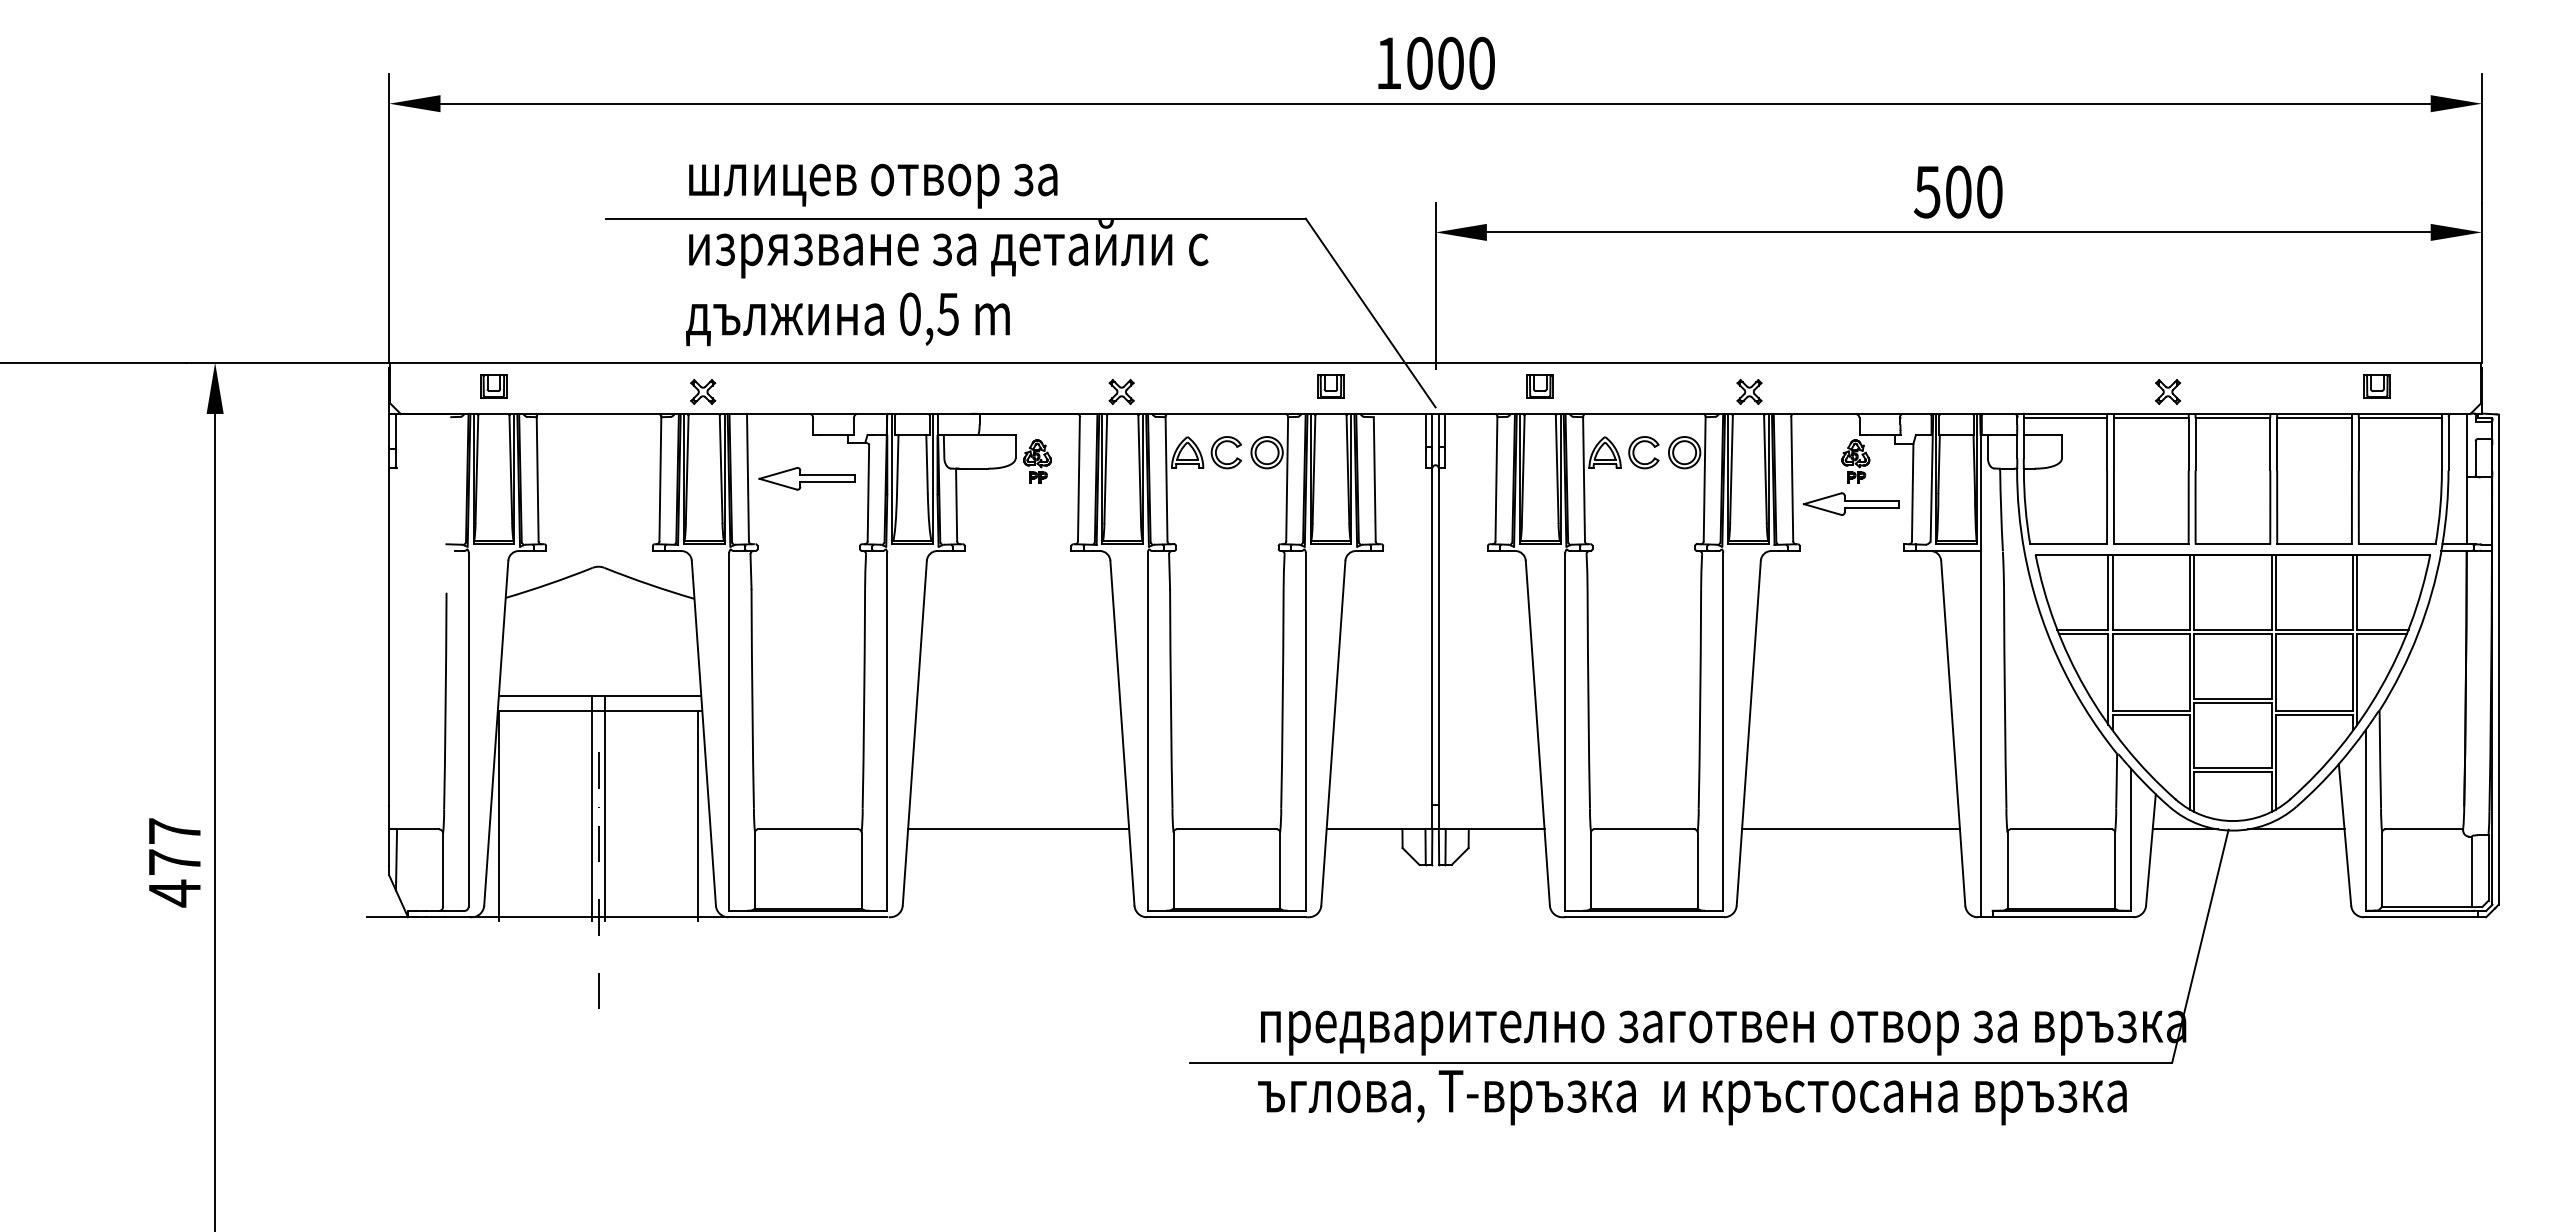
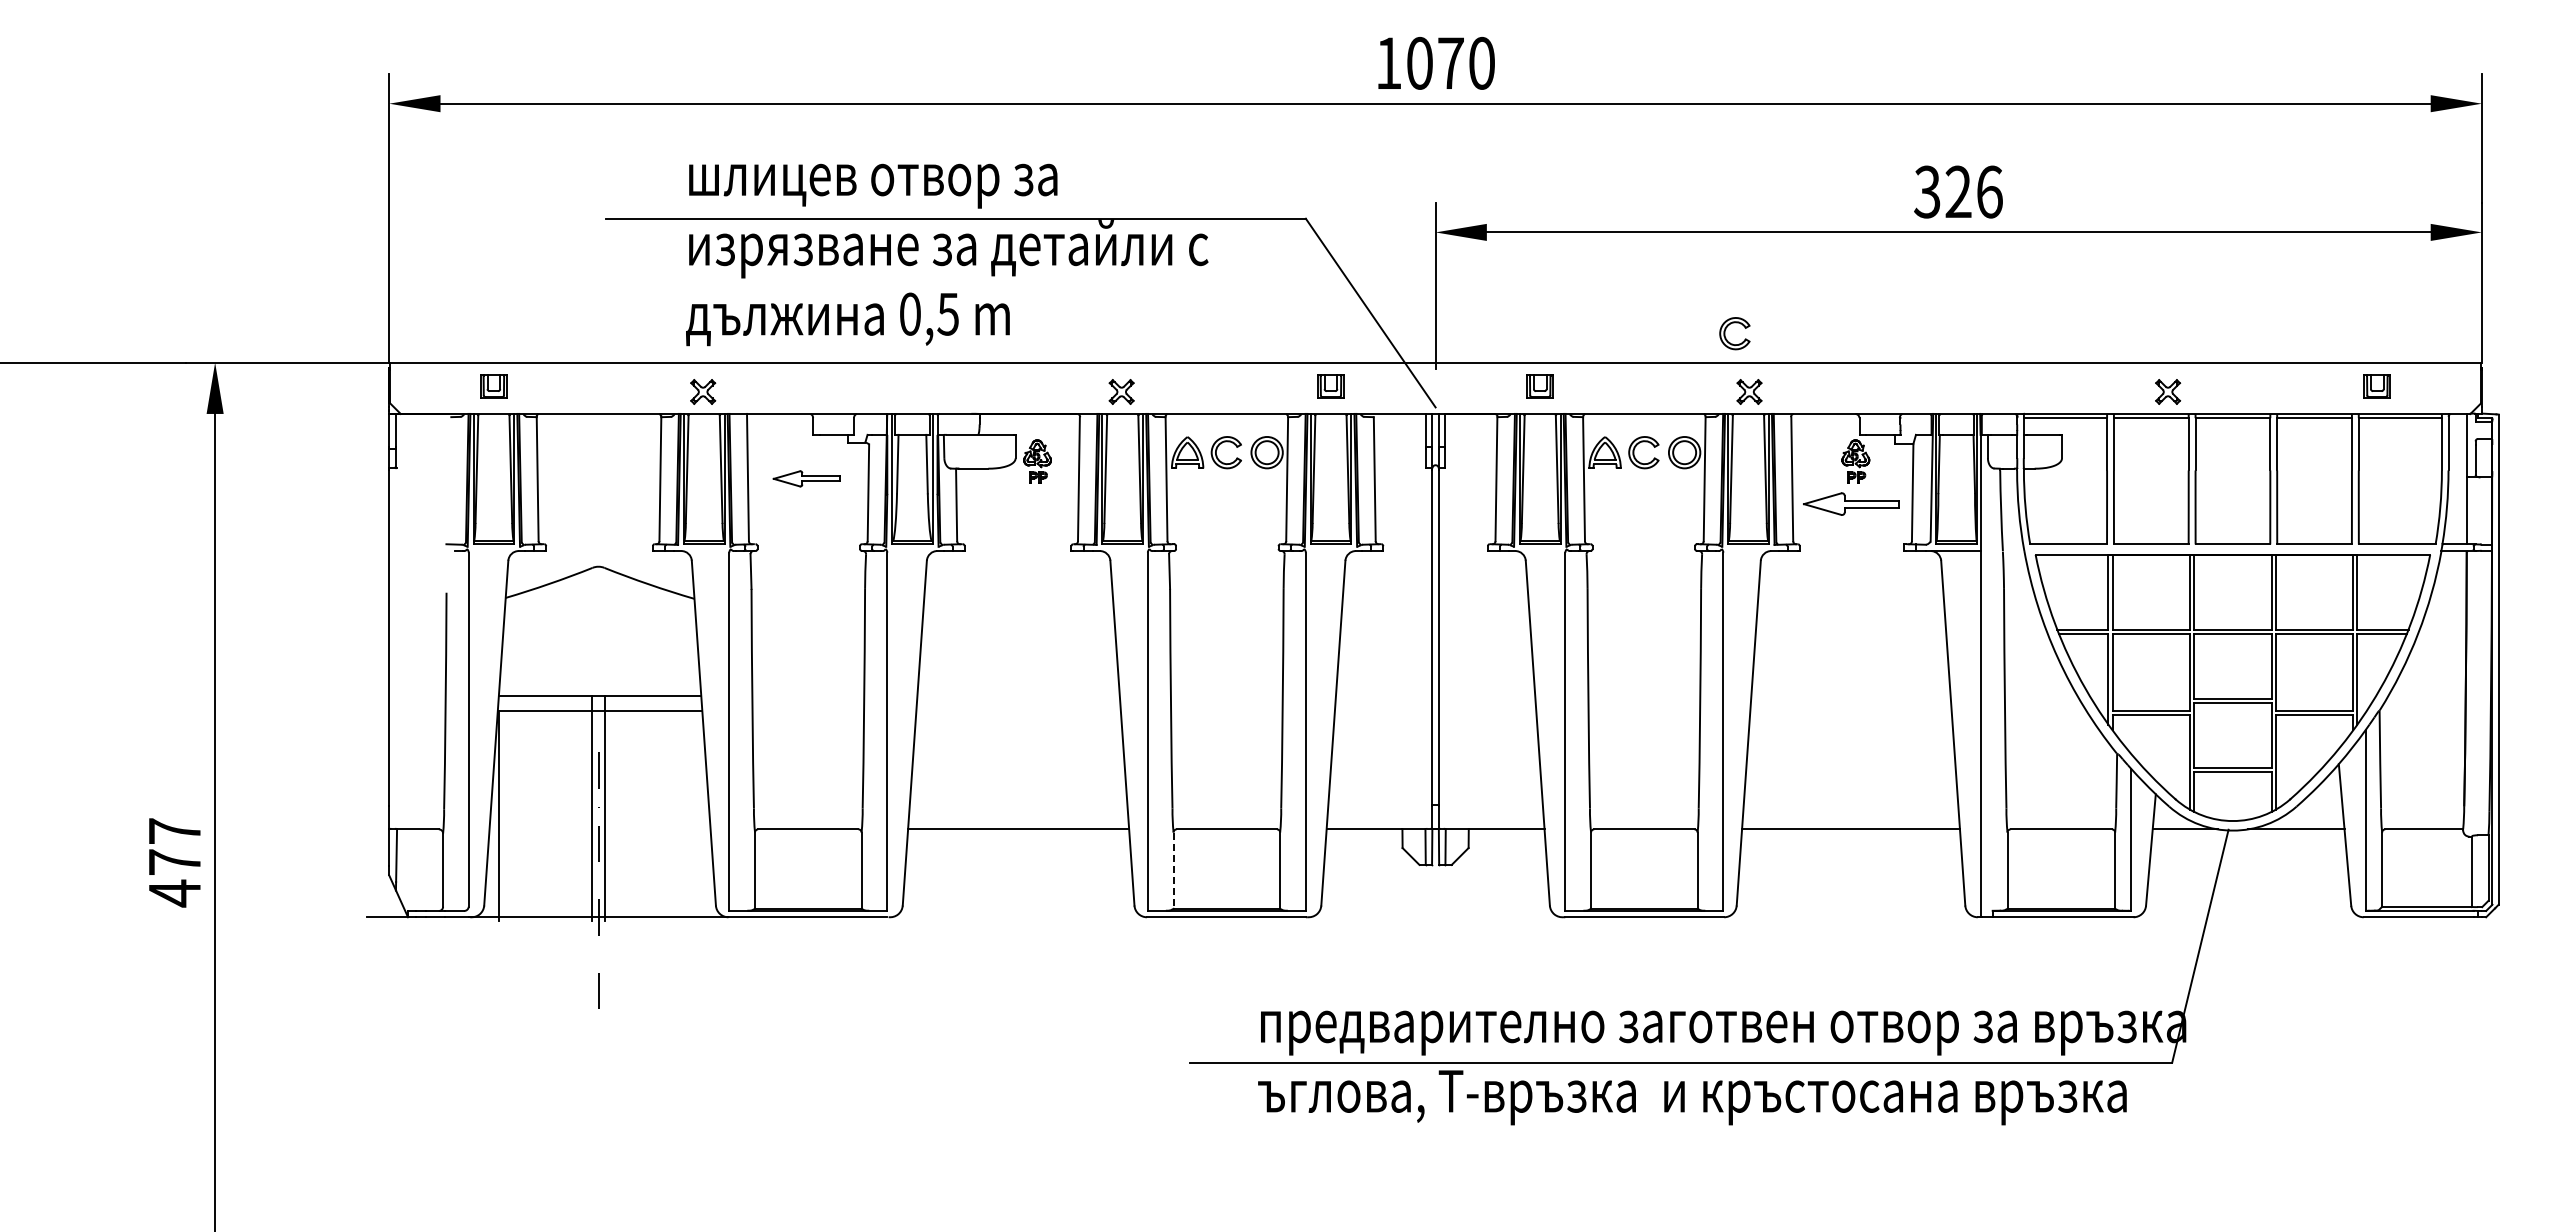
text: 1000 -> 1070 (1450, 62)
text: 500 -> 326 (1958, 191)
part: none -> present (1726, 329)
part size: 98x24 px -> 69x18 px (806, 478)
line: present -> none (698, 815)
line: solid -> dashed (1173, 871)
